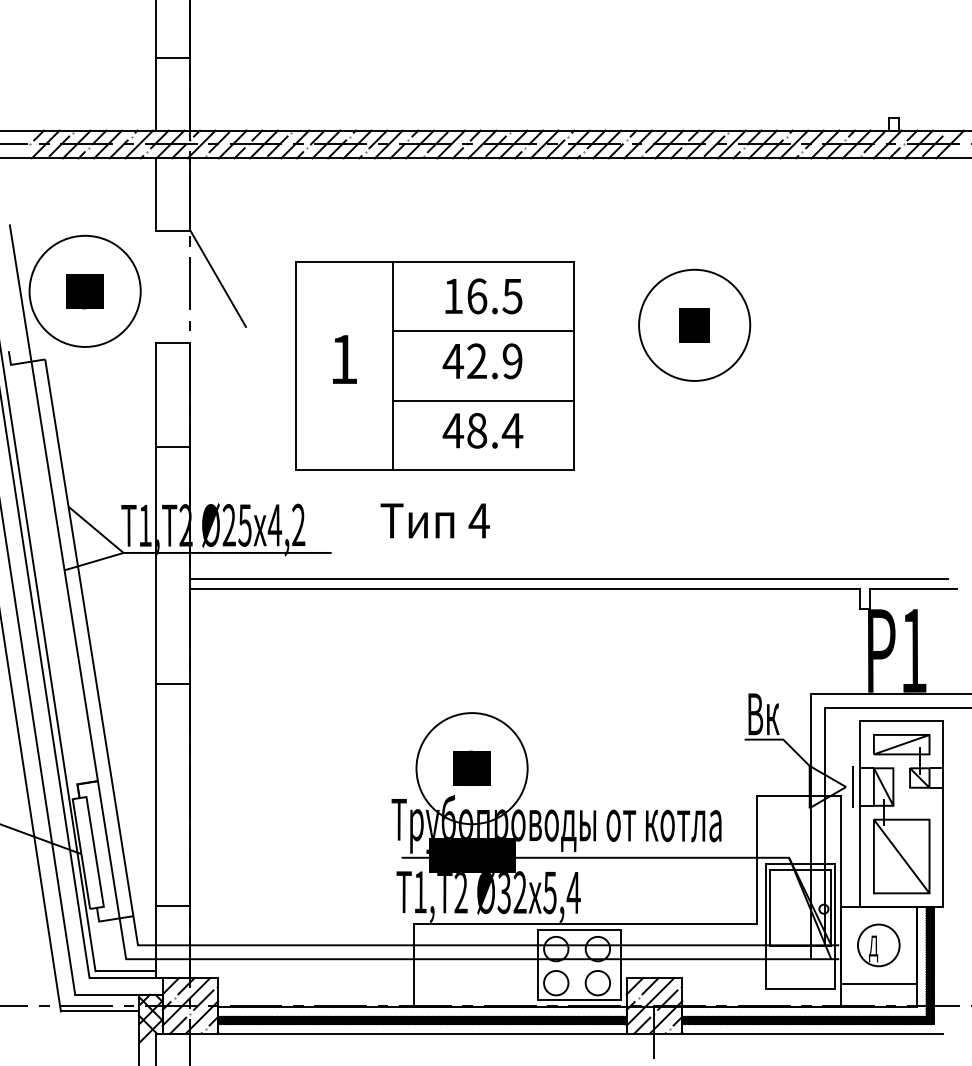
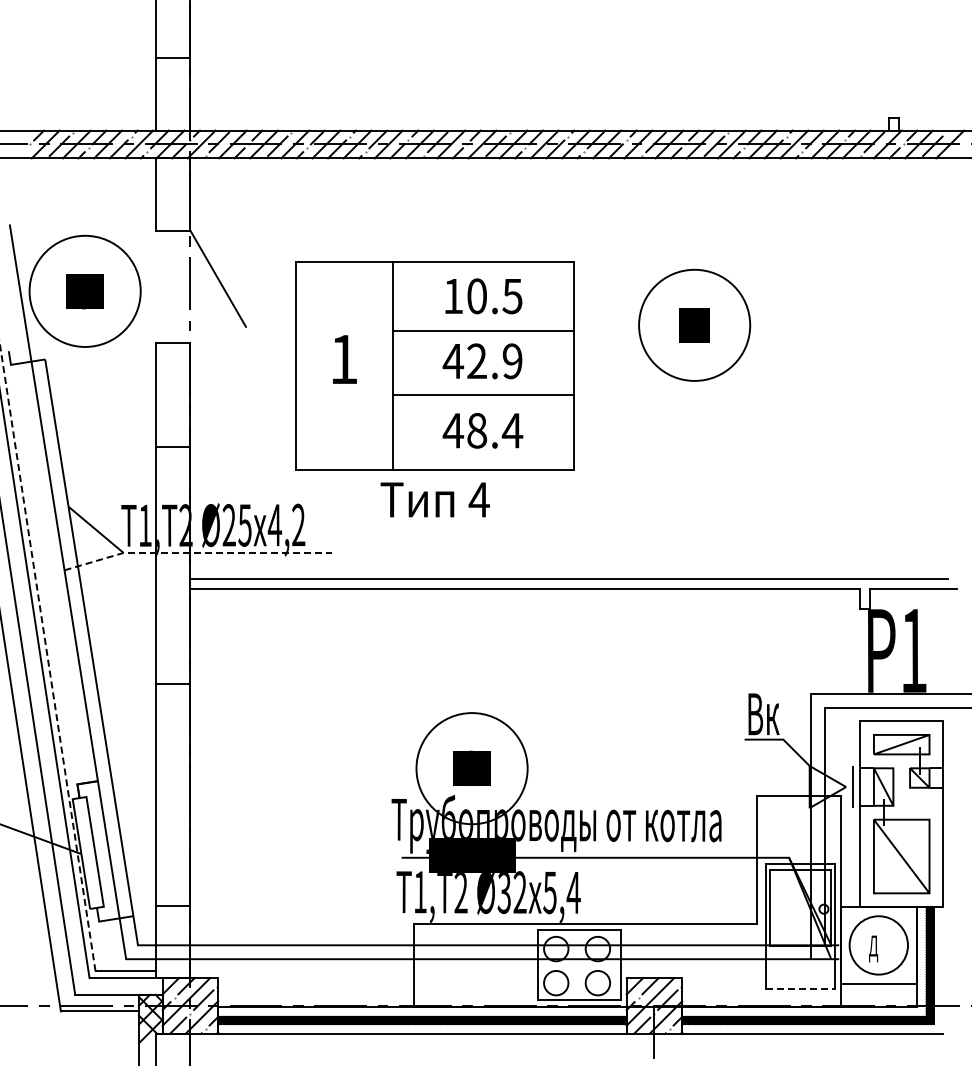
text: 16.5 -> 10.5 (477, 296)
line position: (482, 400) -> (482, 394) (482, 394)
text position: (434, 520) -> (434, 499) (434, 499)
line: solid -> dashed (196, 552)
line: solid -> dashed (47, 657)
circle diameter: 42 px -> 58 px (878, 945)
line: solid -> dashed (800, 989)
